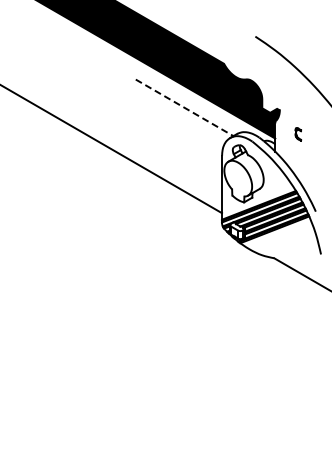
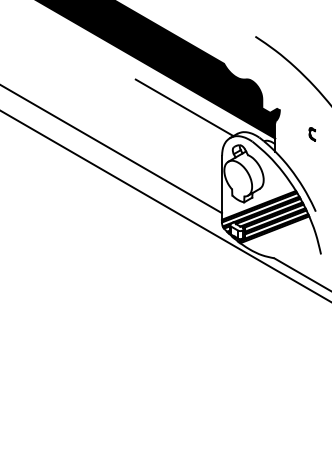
line: dashed -> solid (185, 108)
part position: (297, 134) -> (311, 134) (311, 134)
line: none -> present (165, 205)
